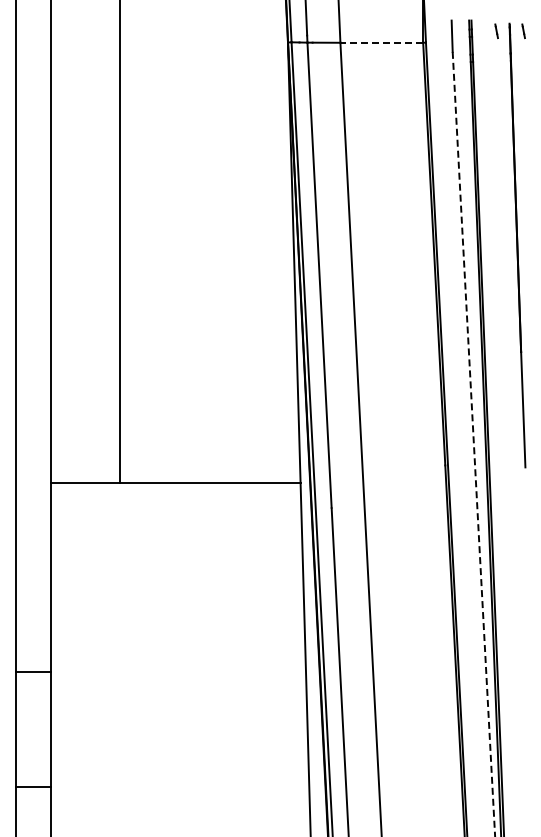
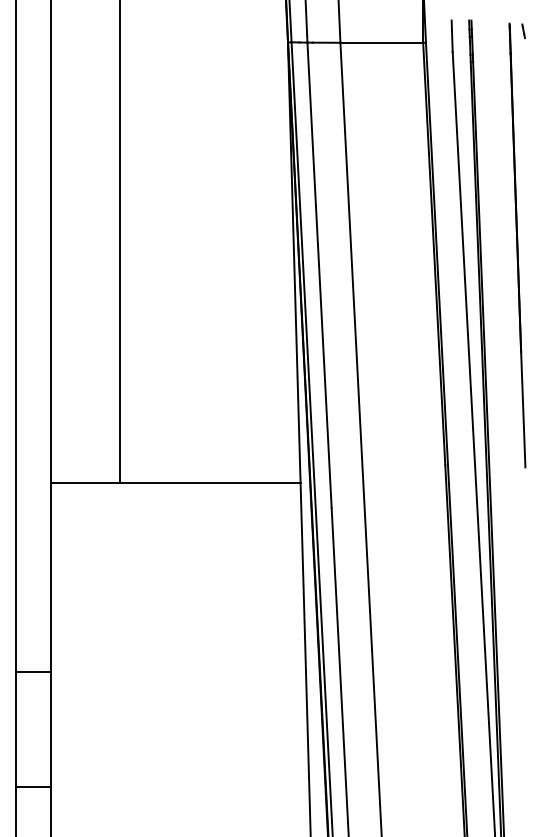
line: present -> none (496, 31)
line: dashed -> solid (381, 42)
line: dashed -> solid (473, 444)
